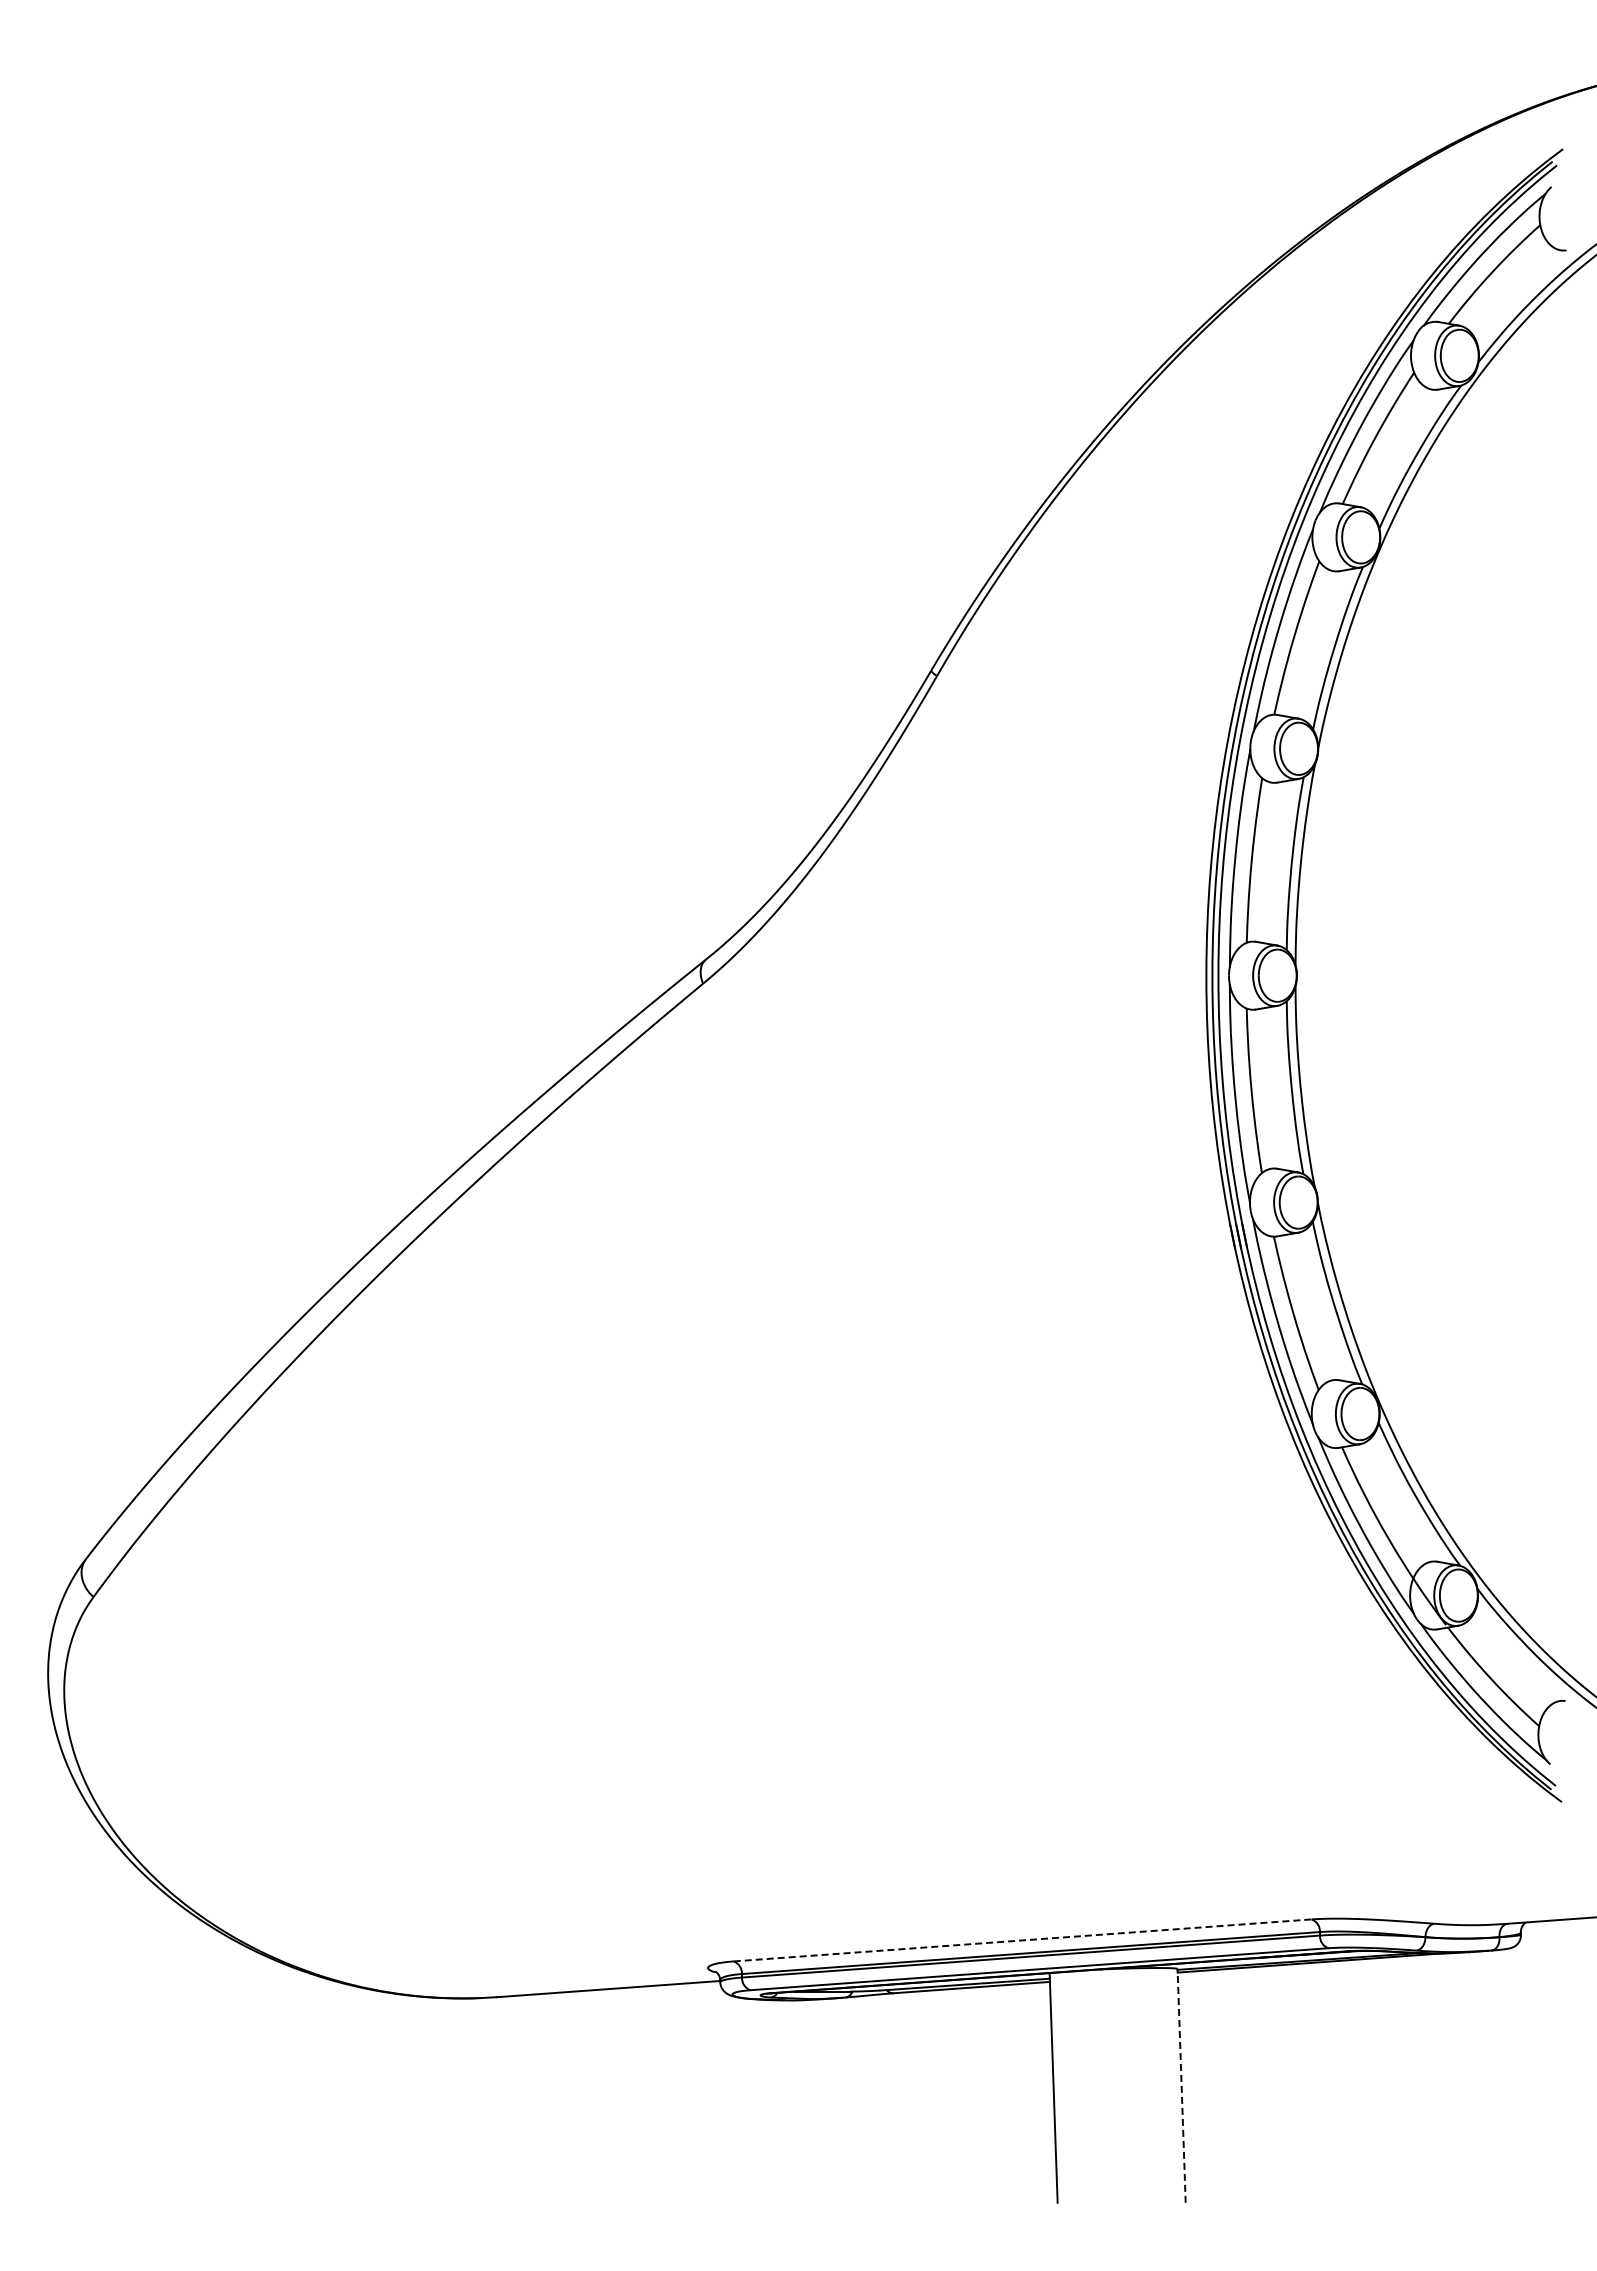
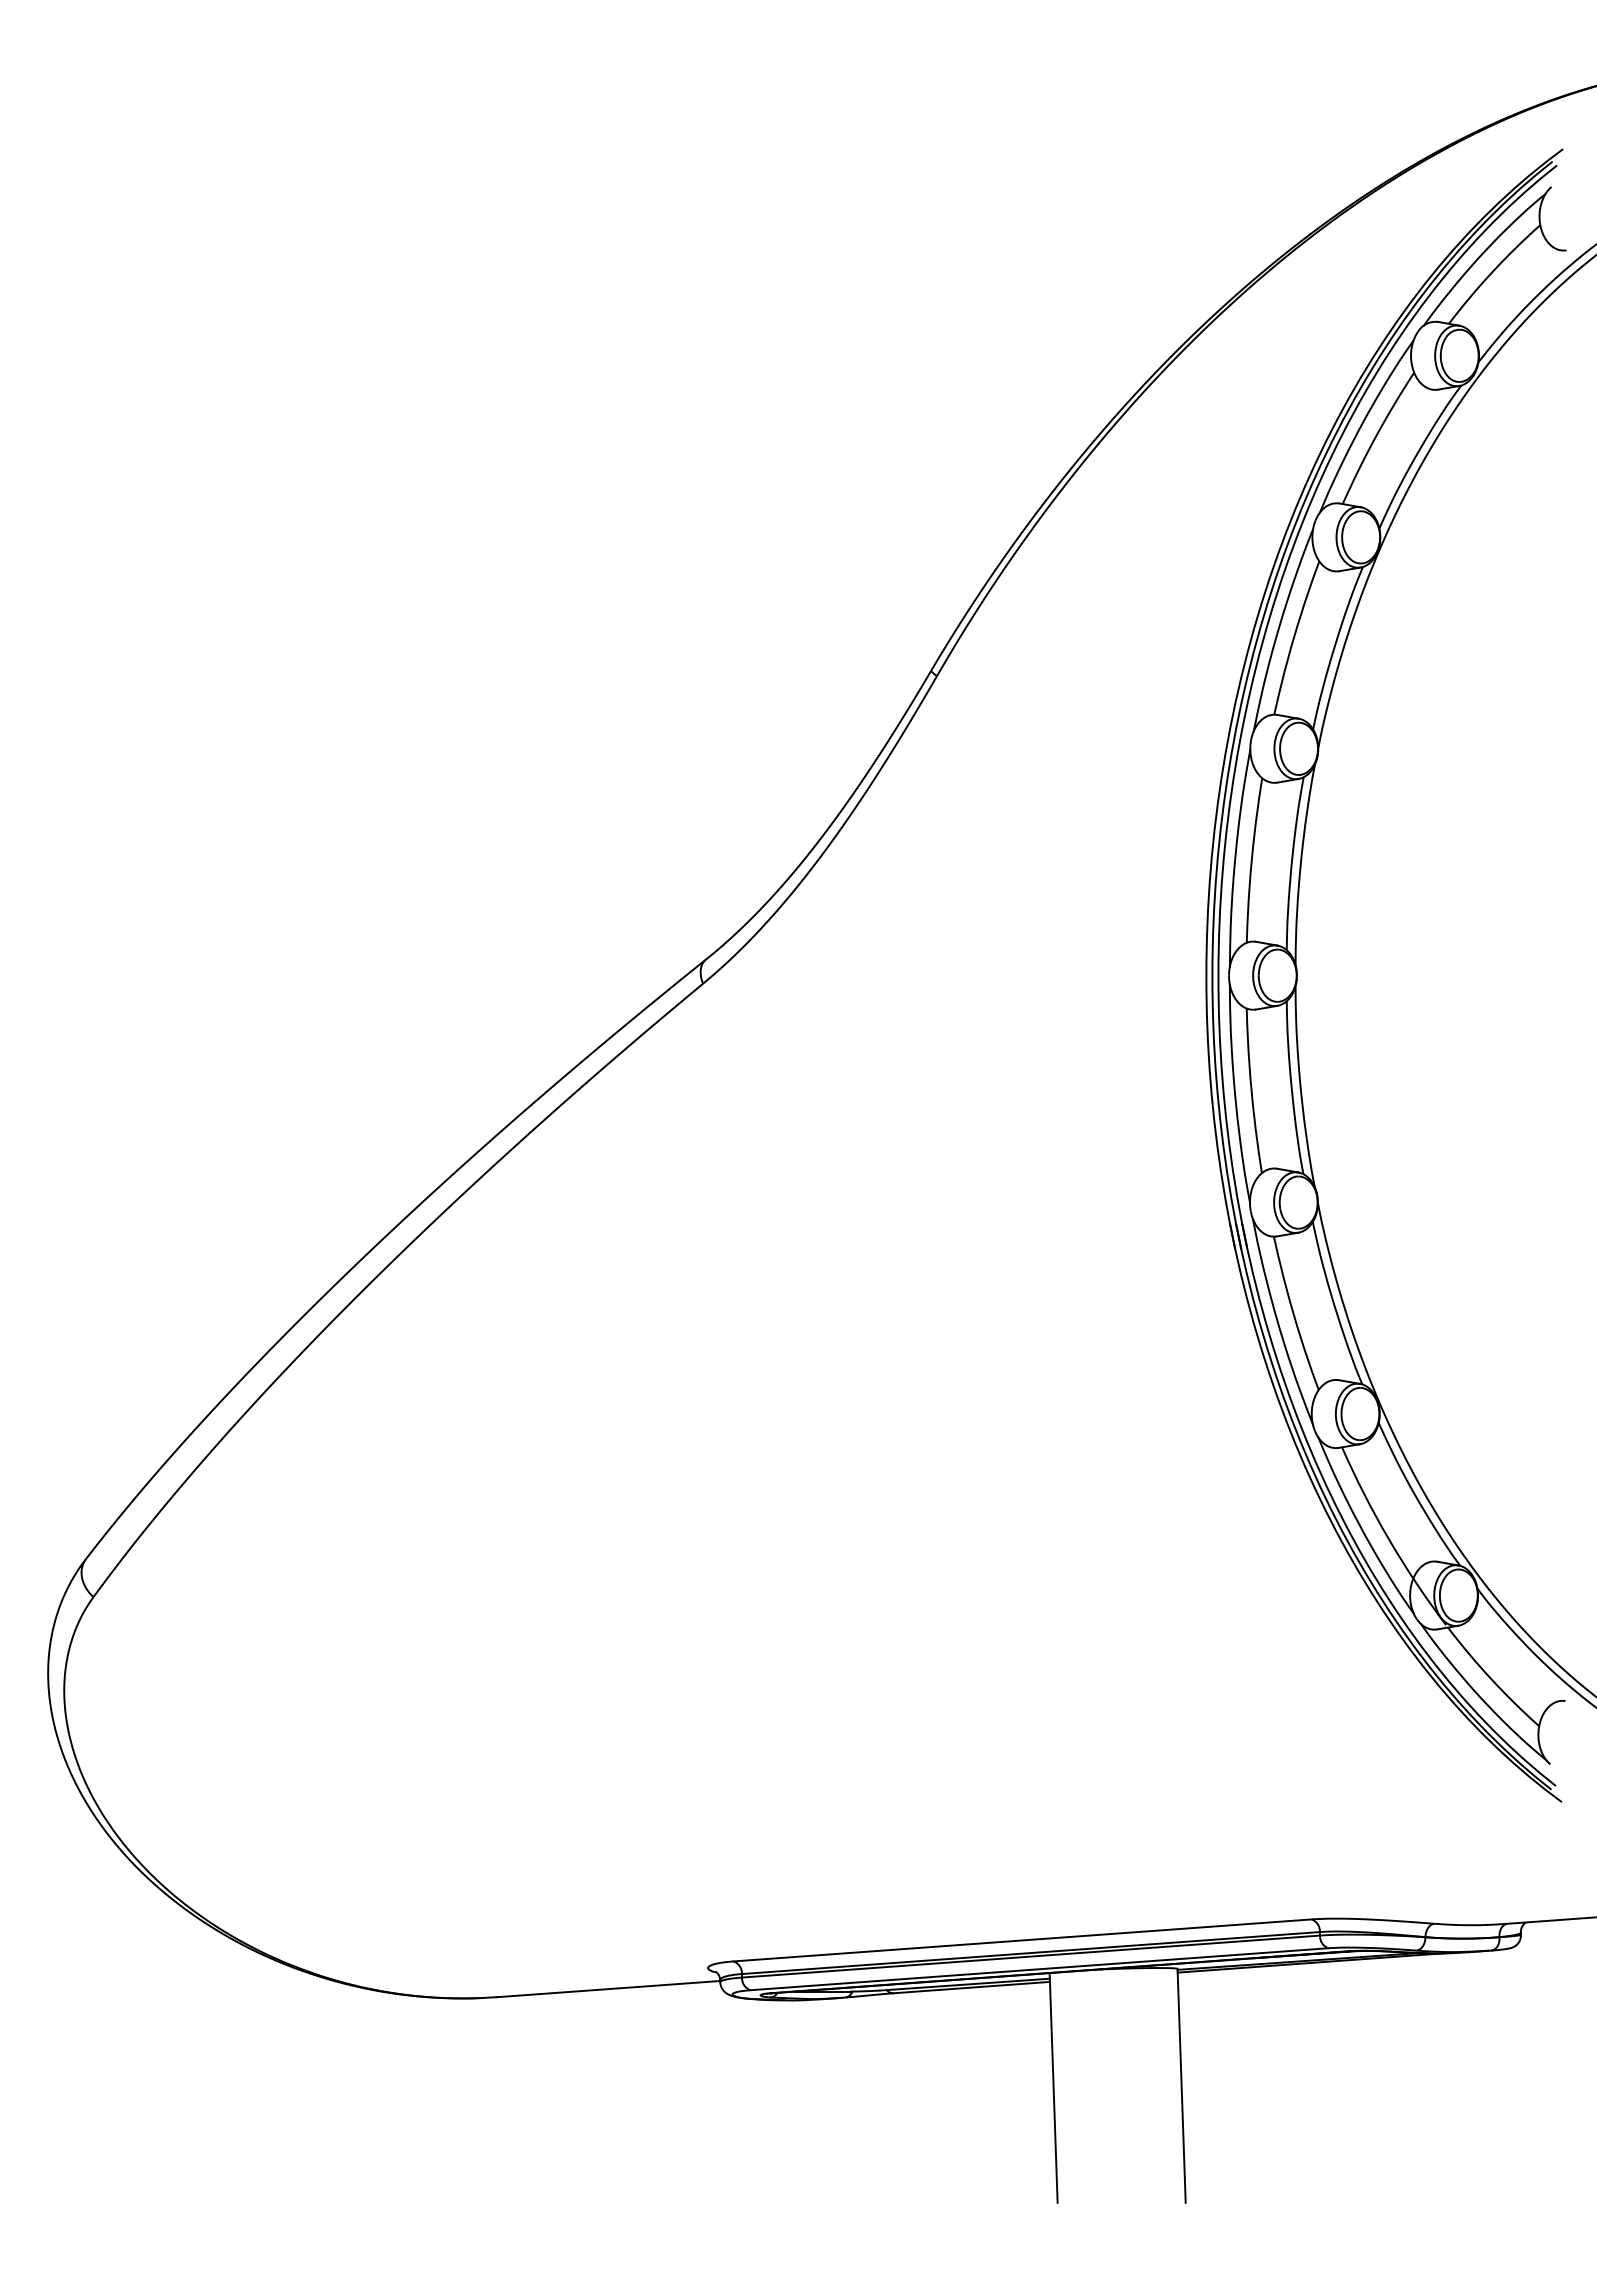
line: dashed -> solid (1022, 1940)
line: dashed -> solid (1181, 2085)
